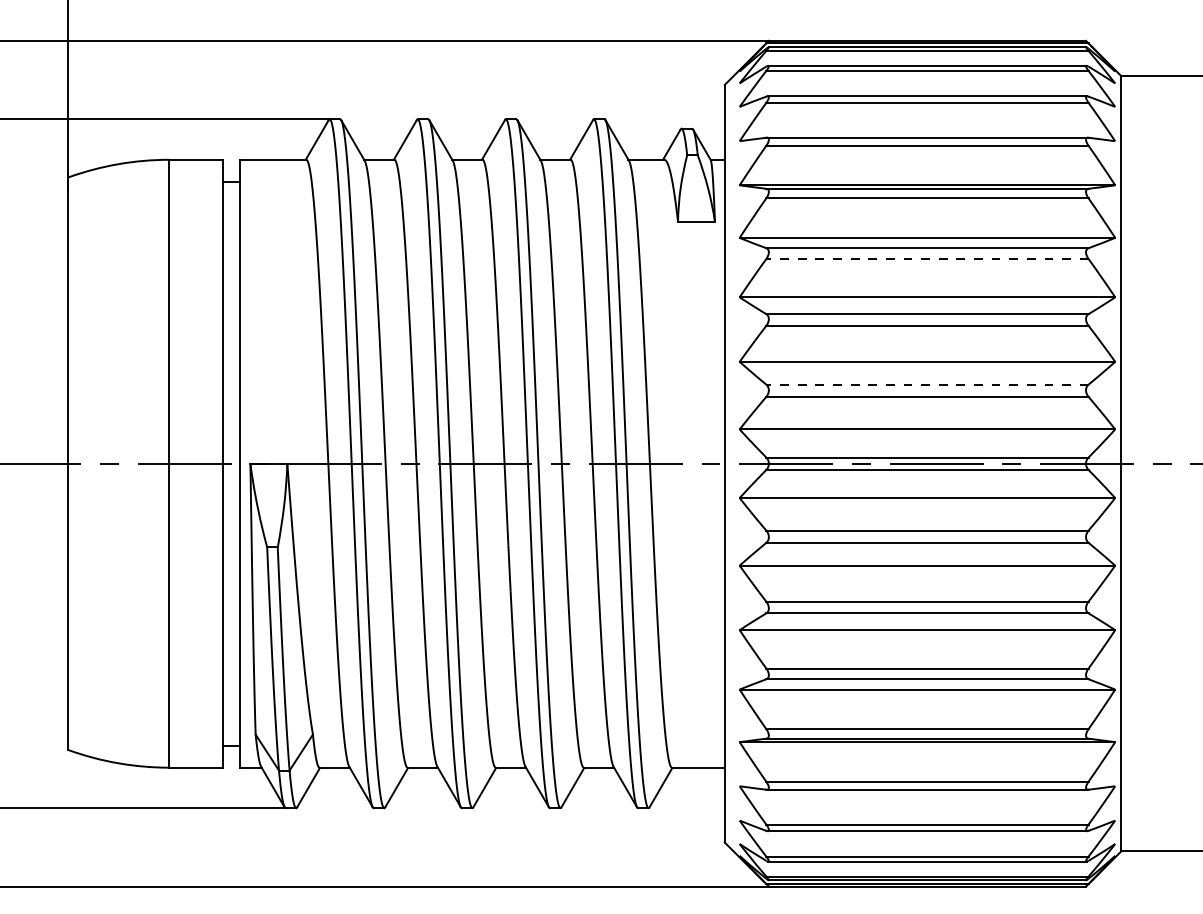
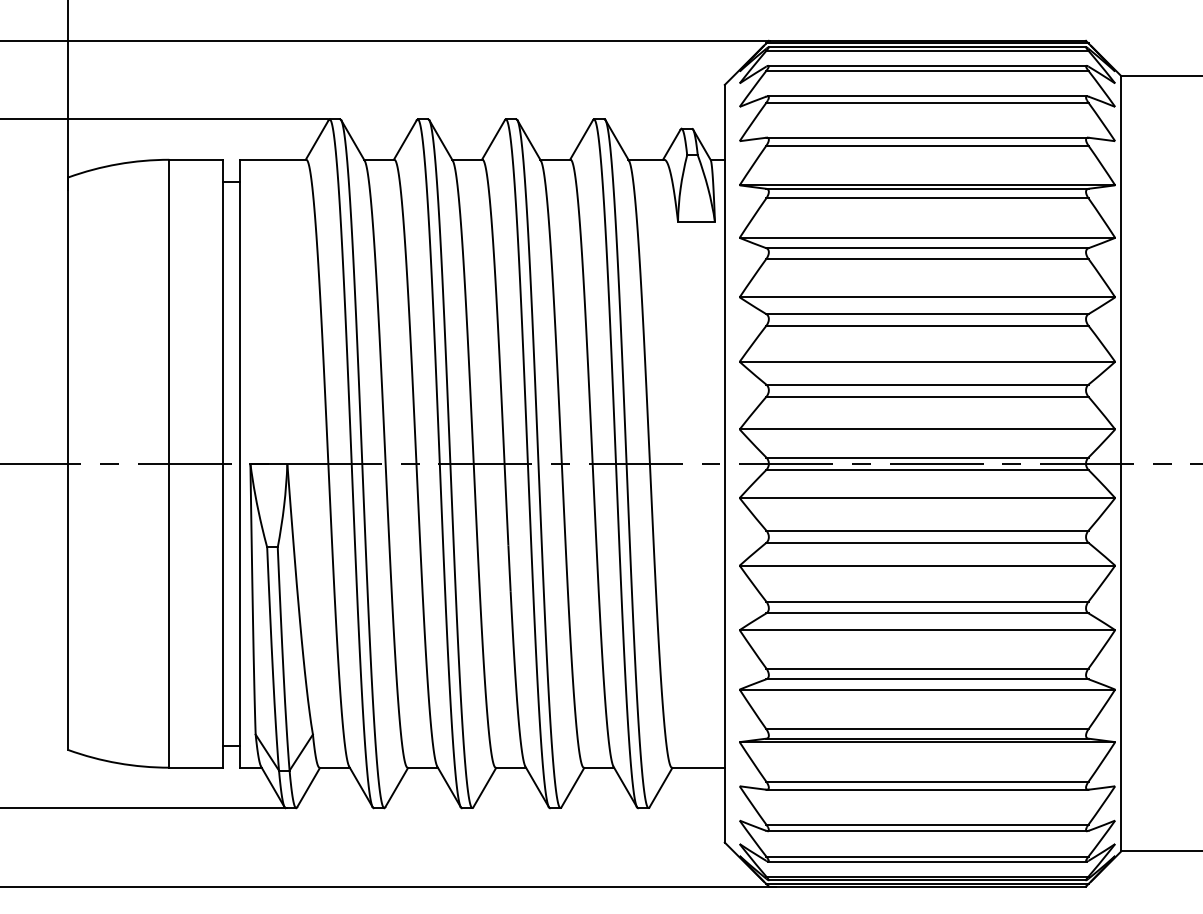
line: dashed -> solid (926, 258)
line: dashed -> solid (926, 384)
